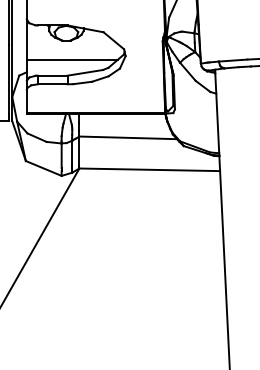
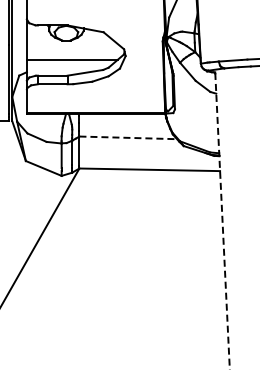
line: solid -> dashed (128, 137)
line: solid -> dashed (222, 219)
